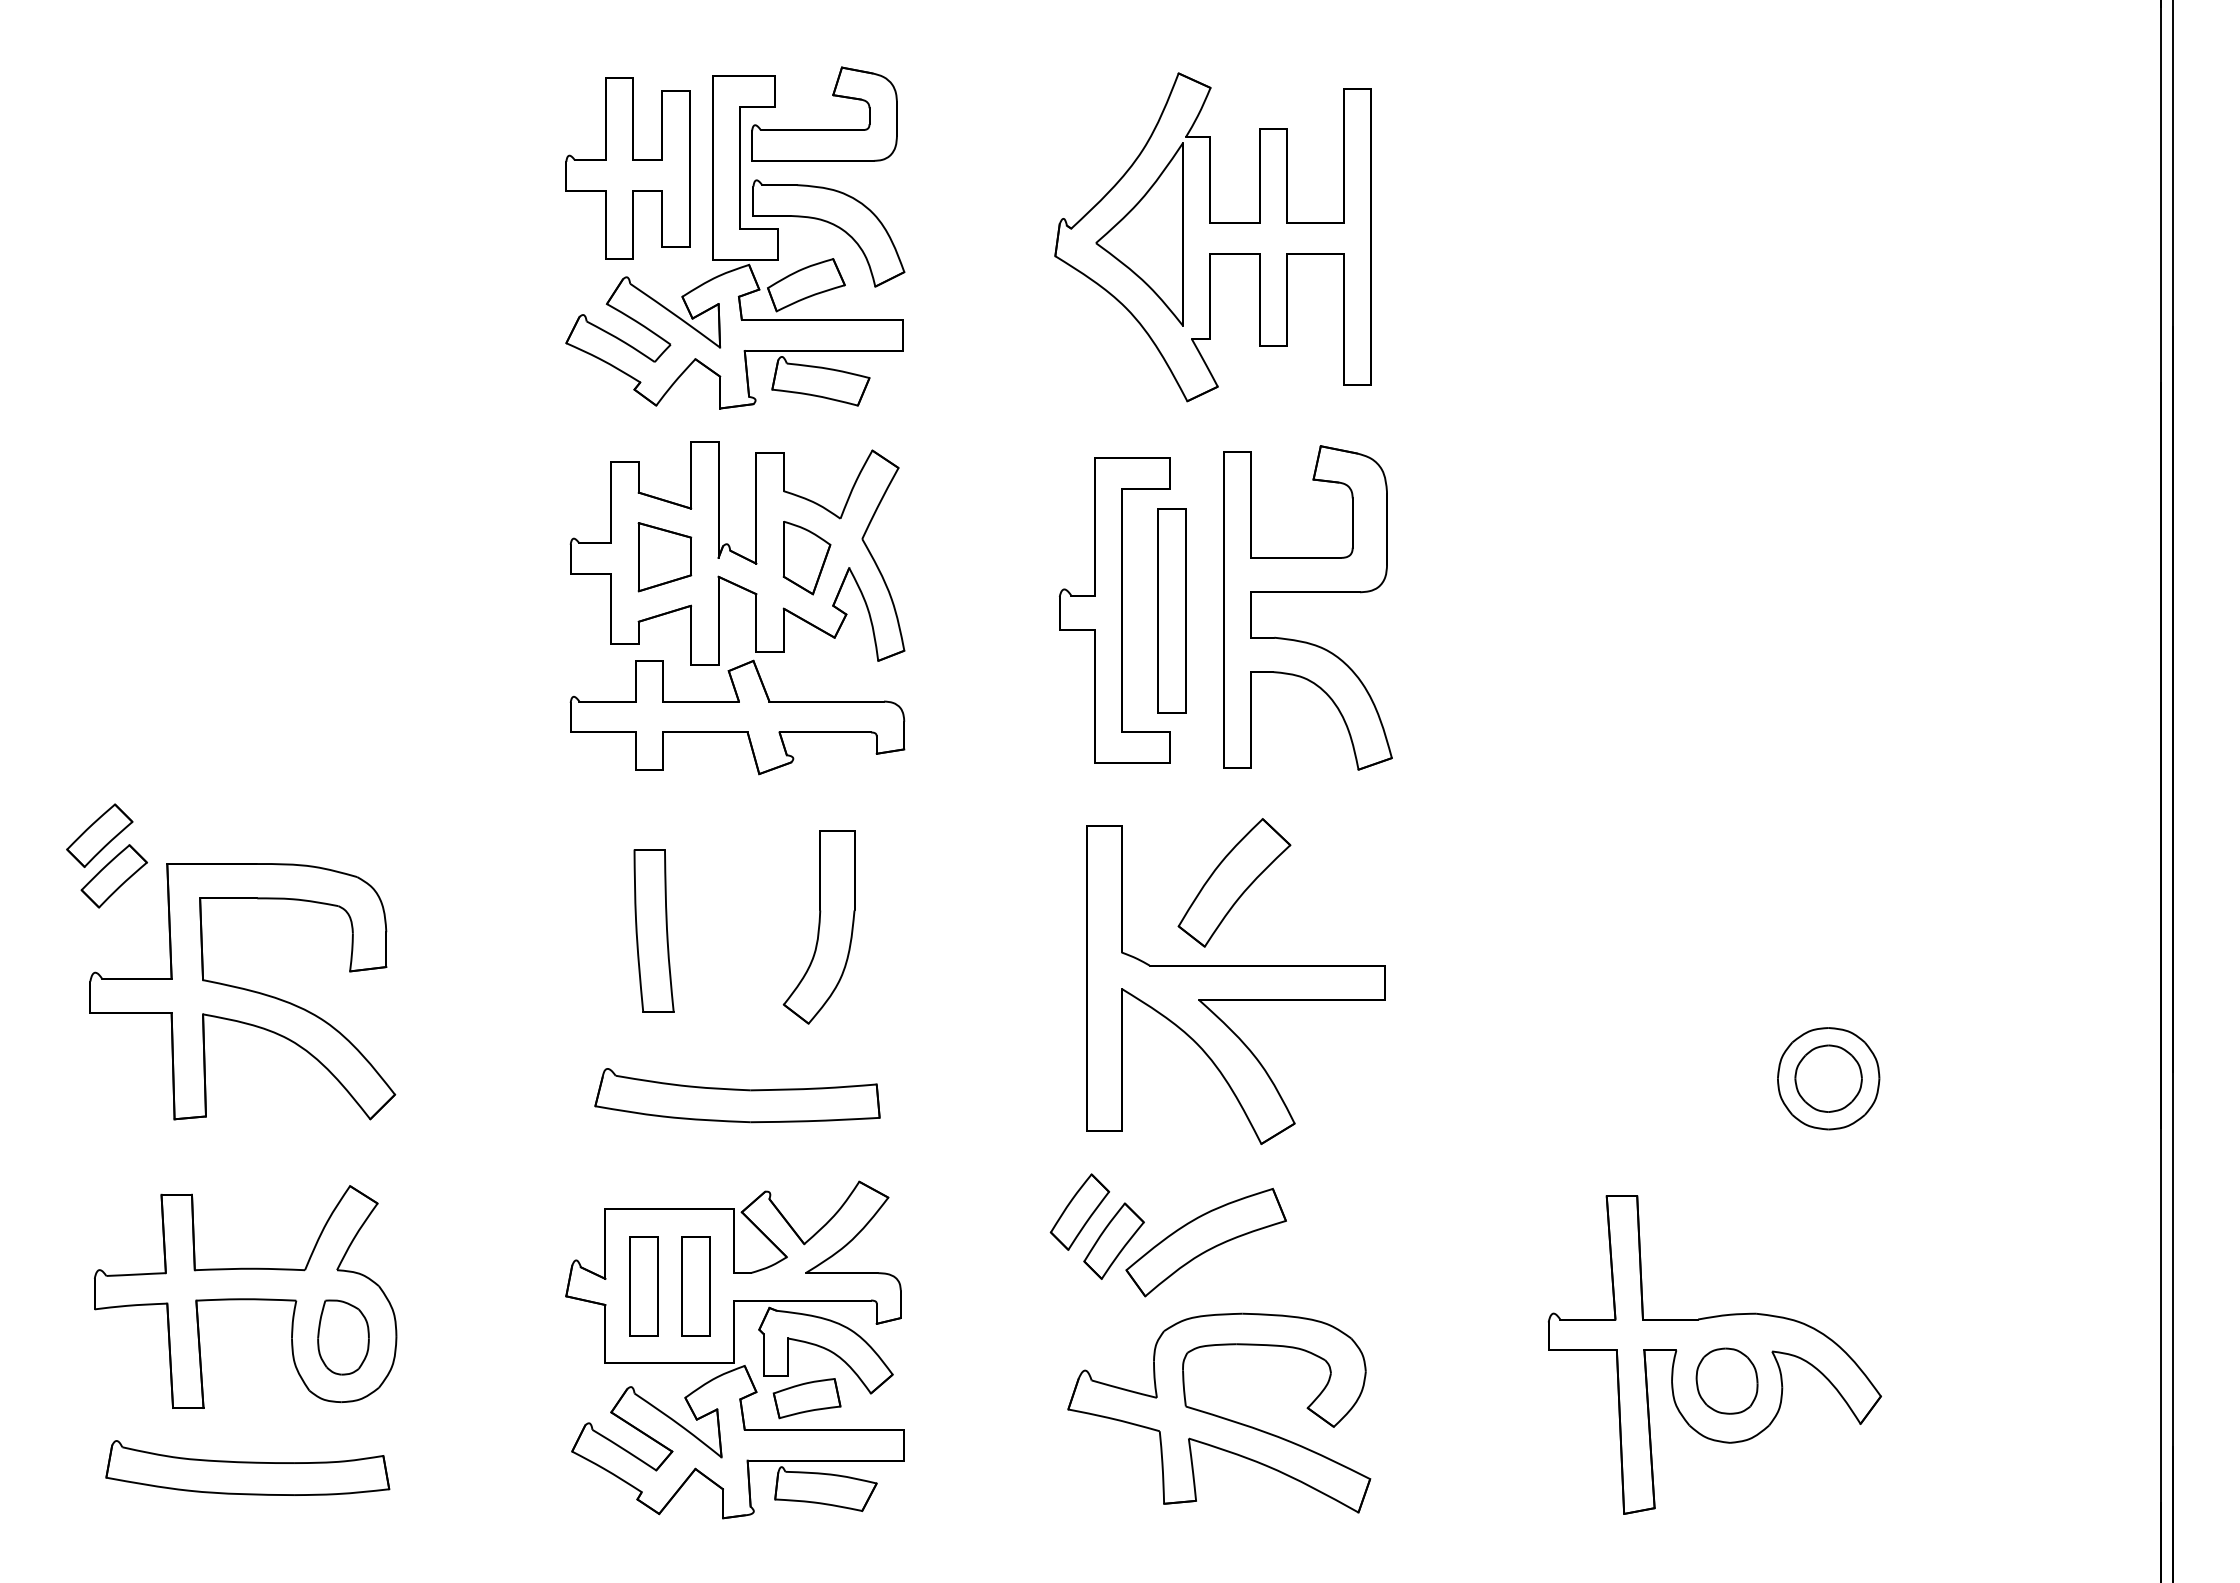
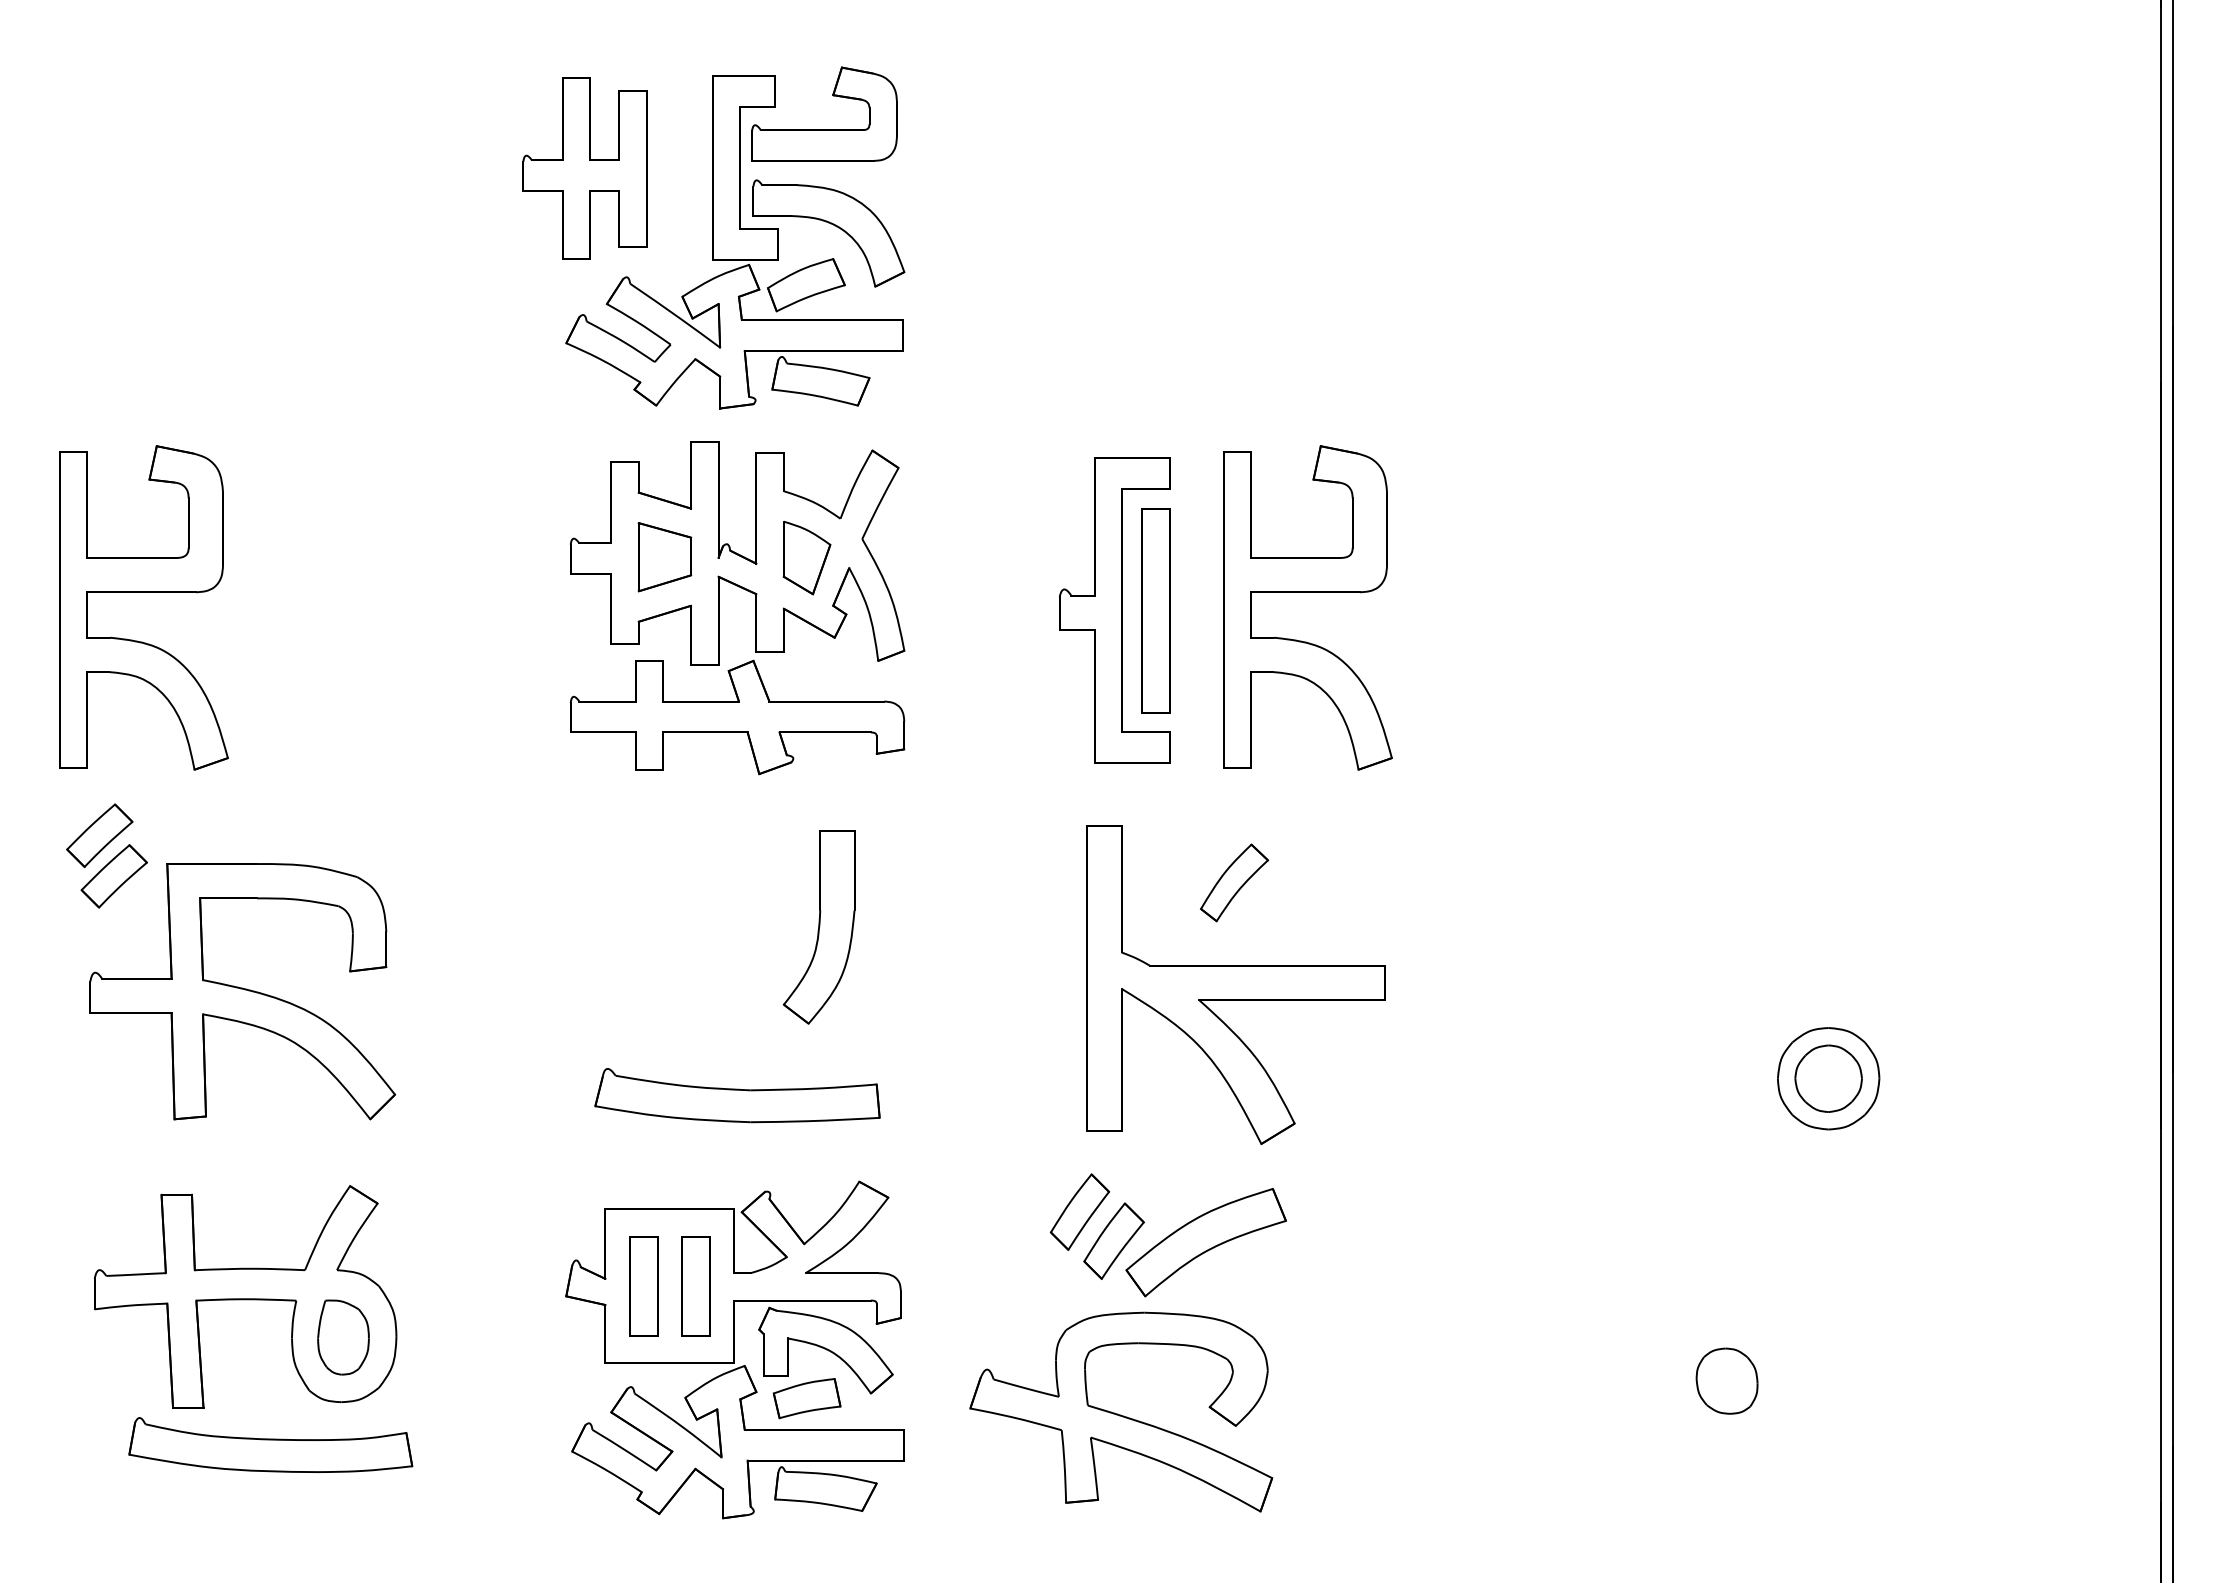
part position: (627, 168) -> (584, 168) (584, 168)
part: present -> none (1212, 237)
part: none -> present (143, 592)
part position: (1171, 610) -> (1155, 610) (1155, 610)
part size: 115x130 px -> 70x80 px (1234, 882)
part: present -> none (653, 930)
part: present -> none (1714, 1354)
part position: (1219, 1412) -> (1121, 1411) (1121, 1411)
part position: (247, 1467) -> (270, 1444) (270, 1444)
